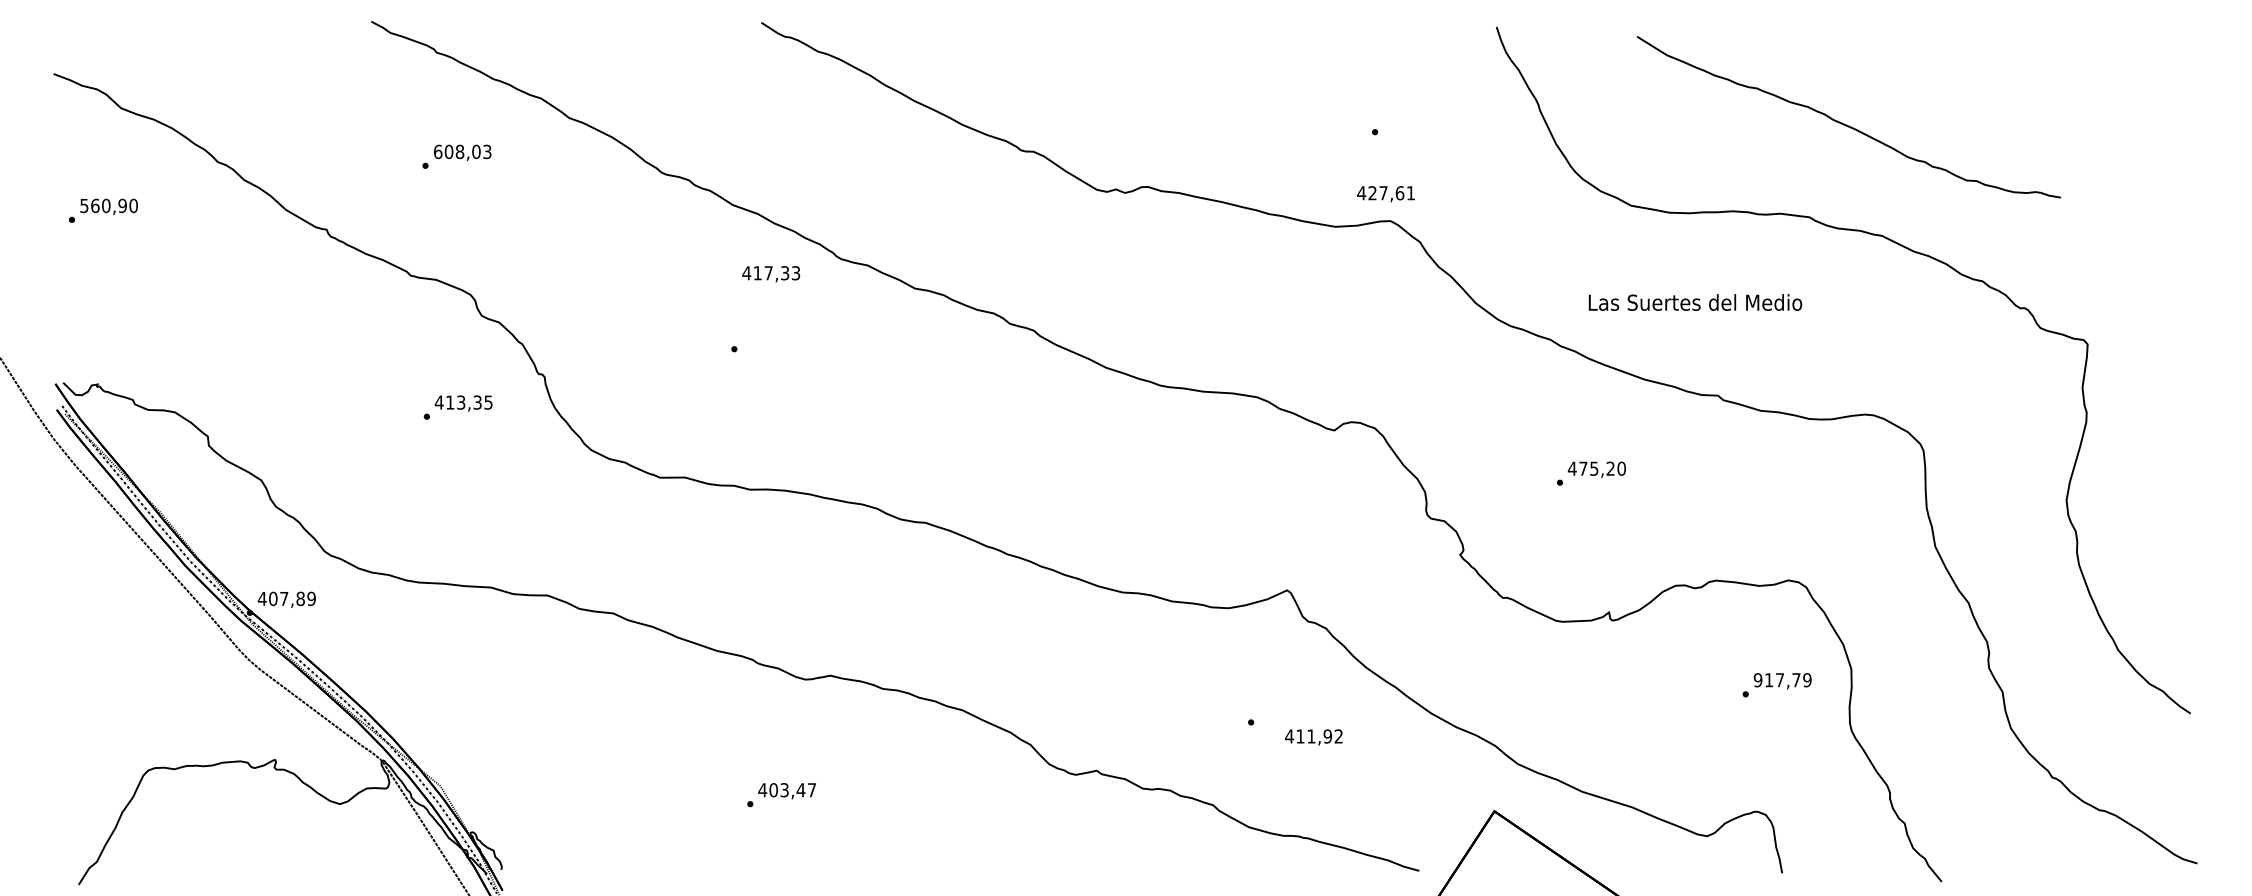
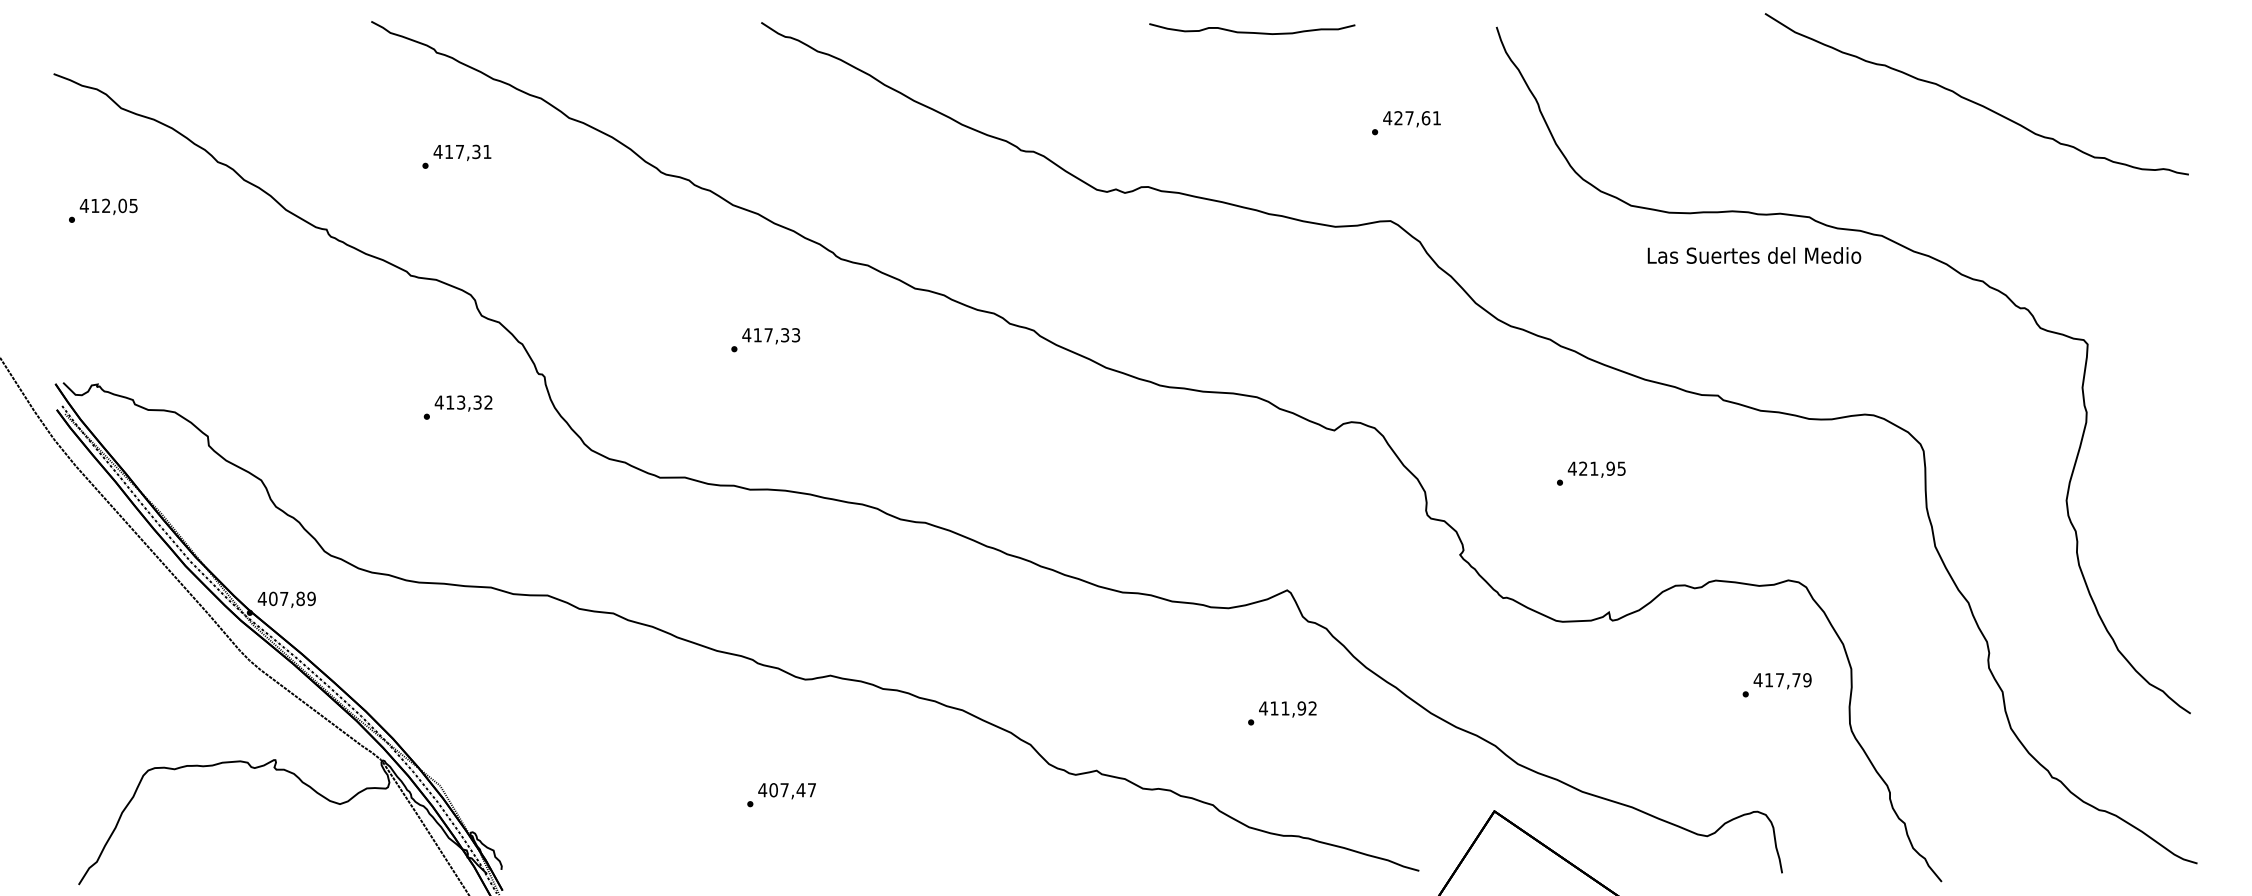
curve: none -> present (1250, 31)
curve position: (1844, 123) -> (1972, 100) (1972, 100)
text: 608,03 -> 417,31 (462, 151)
text position: (1385, 194) -> (1411, 119) (1411, 119)
text: 560,90 -> 412,05 (108, 205)
text position: (771, 274) -> (771, 336) (771, 336)
text position: (1695, 302) -> (1754, 255) (1754, 255)
text: 413,35 -> 413,32 (488, 402)
text: 475,20 -> 421,95 (1602, 468)
text: 917,79 -> 417,79 (1757, 680)
text position: (1313, 737) -> (1287, 709) (1287, 709)
text: 403,47 -> 407,47 (784, 790)
